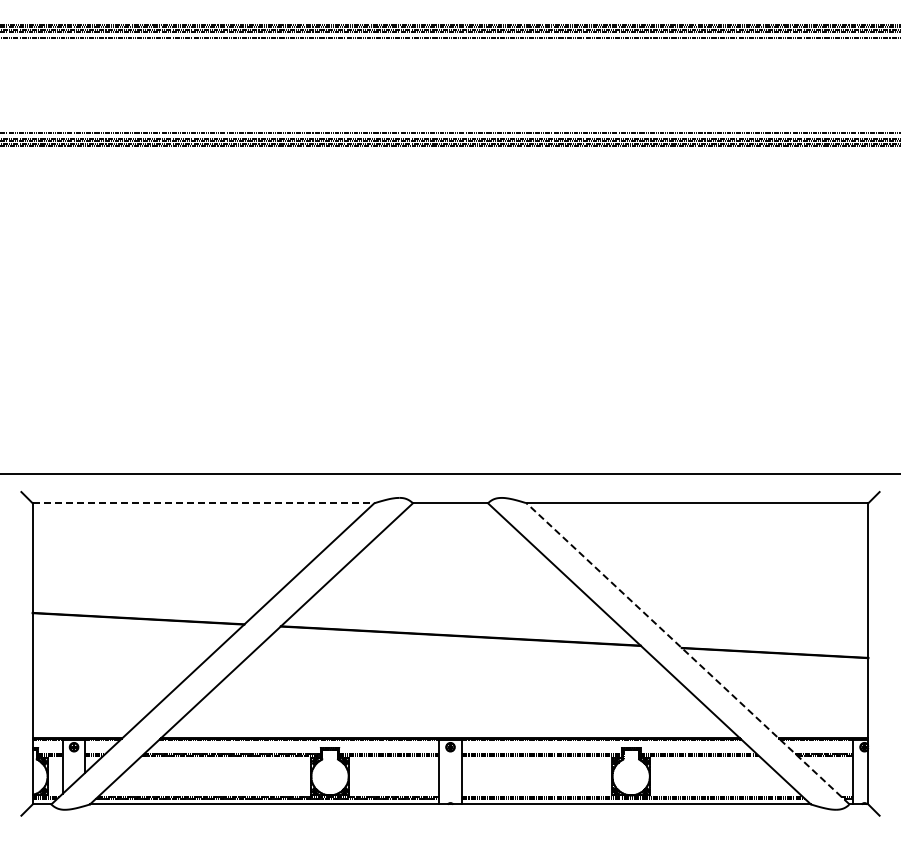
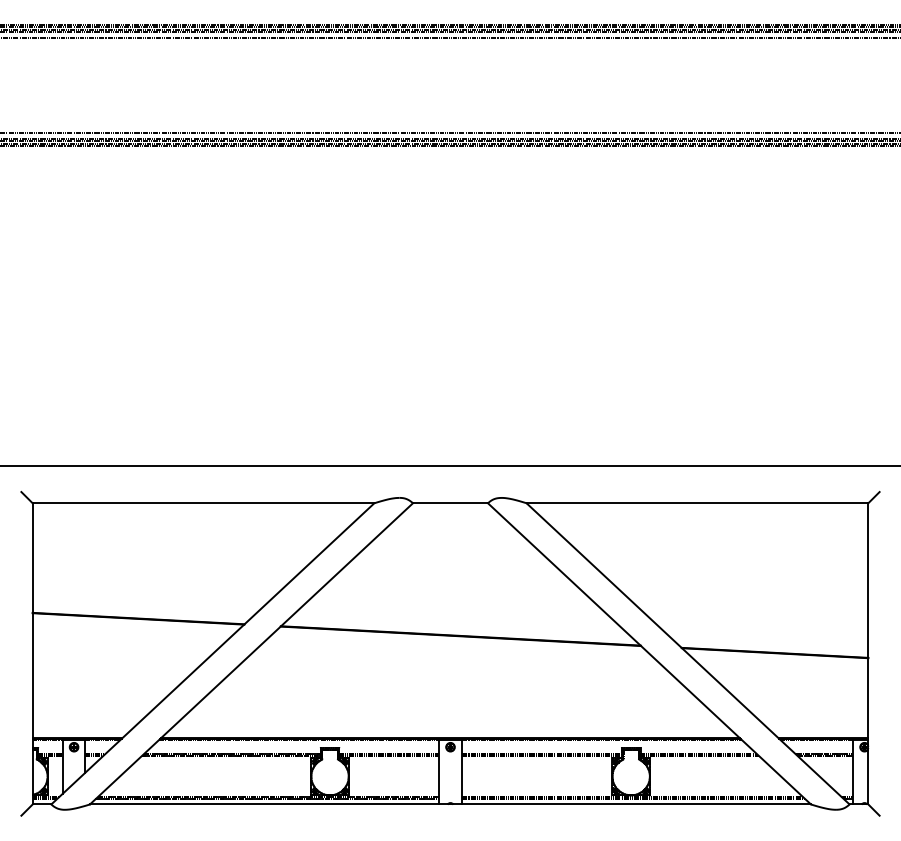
line position: (449, 473) -> (449, 465) (449, 465)
line: dashed -> solid (203, 503)
line: dashed -> solid (688, 653)
